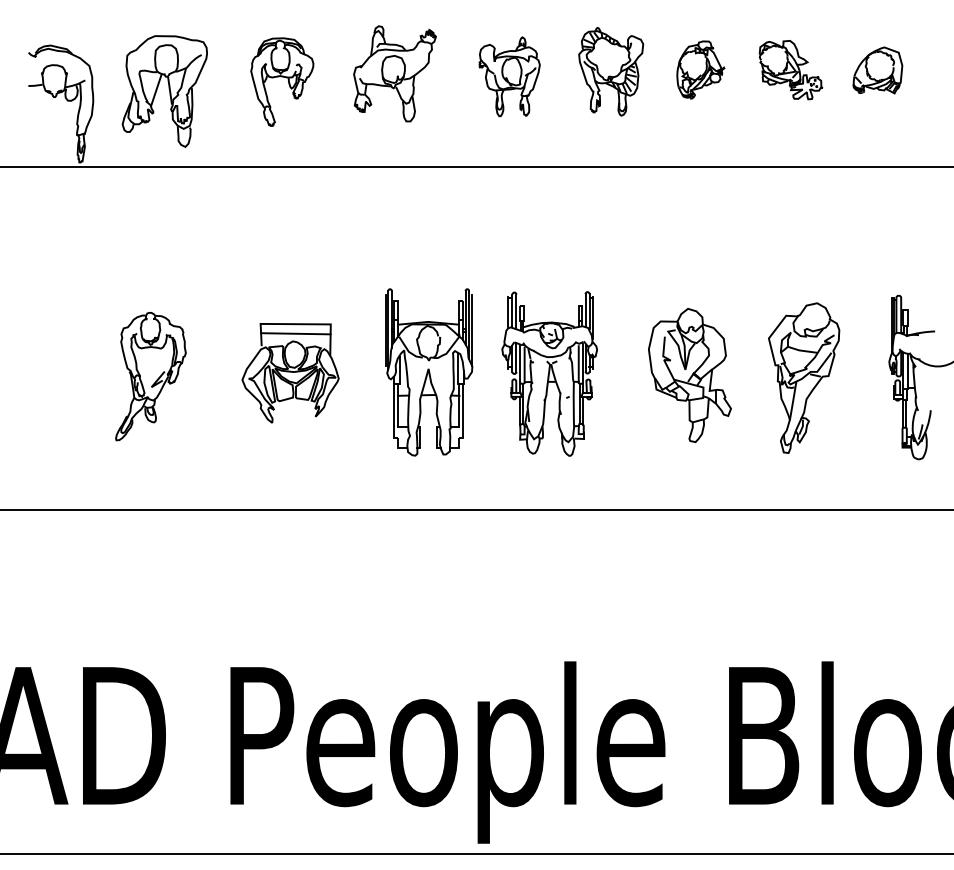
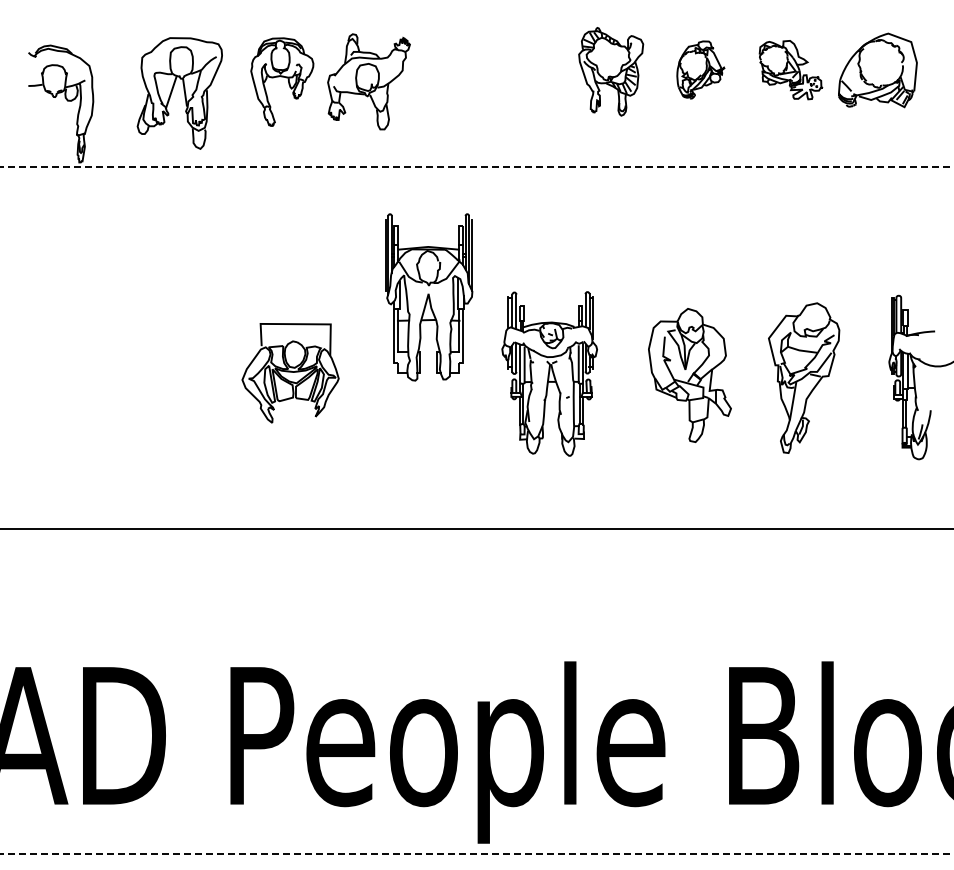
part size: 52x49 px -> 80x77 px (877, 70)
part position: (394, 73) -> (368, 81) (368, 81)
part: present -> none (509, 76)
part position: (164, 91) -> (179, 93) (179, 93)
line: solid -> dashed (477, 166)
line: present -> none (295, 333)
part position: (429, 372) -> (429, 297) (429, 297)
part: present -> none (150, 376)
line position: (476, 510) -> (476, 529) (476, 529)
line: solid -> dashed (476, 853)
